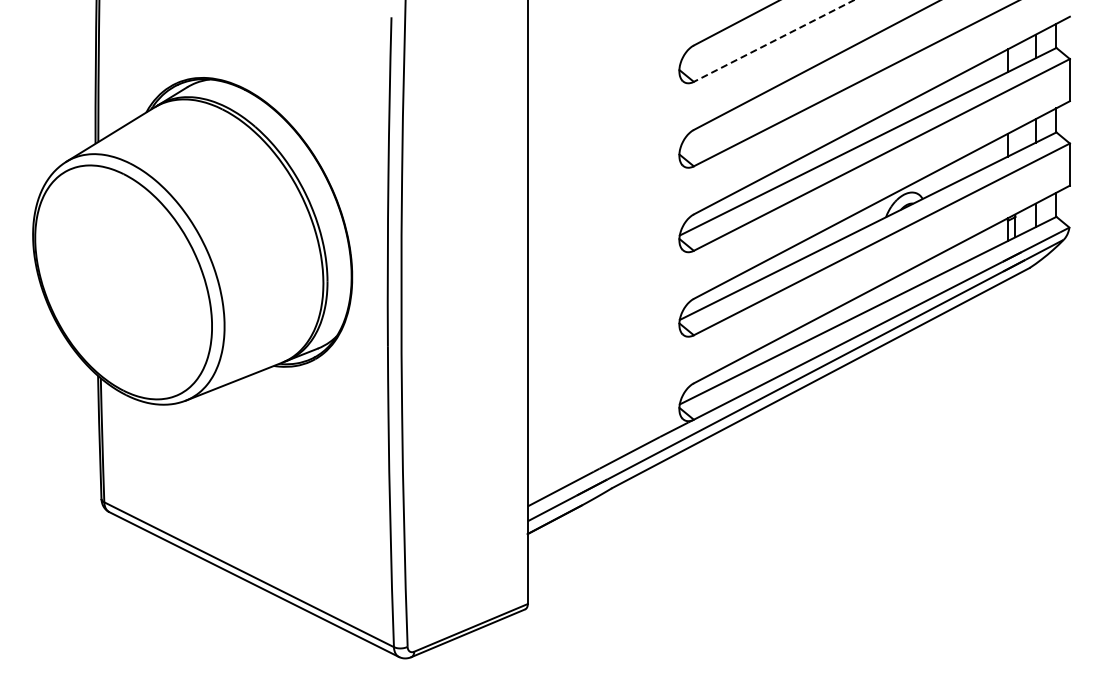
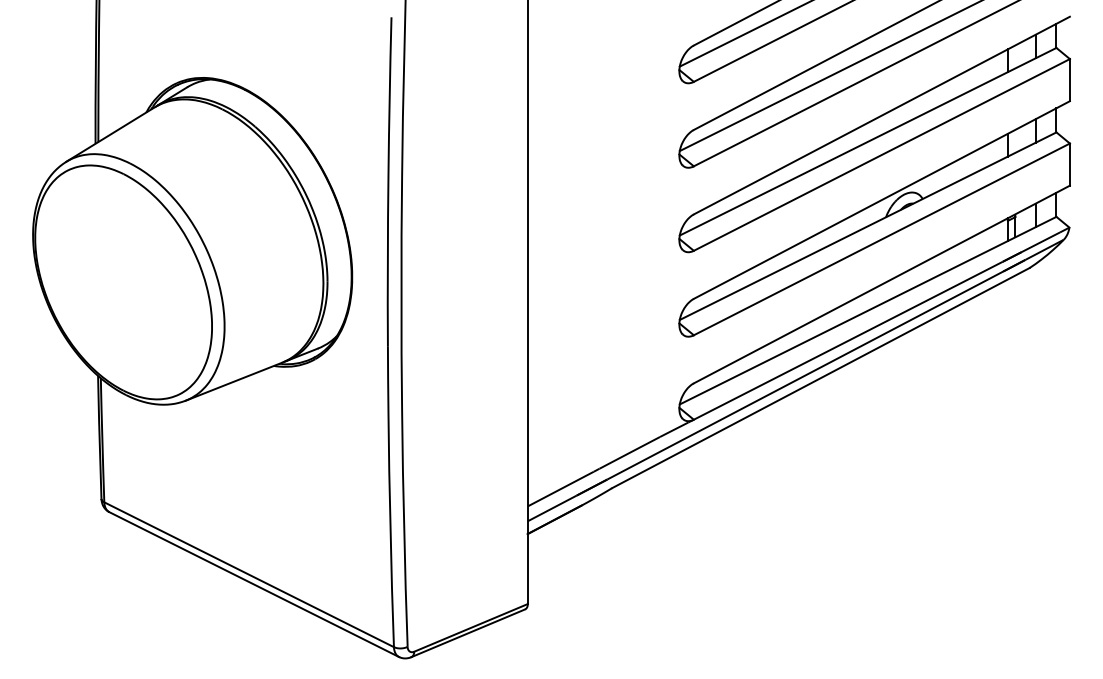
line: none -> present (743, 34)
line: dashed -> solid (773, 41)
line: none -> present (828, 76)
